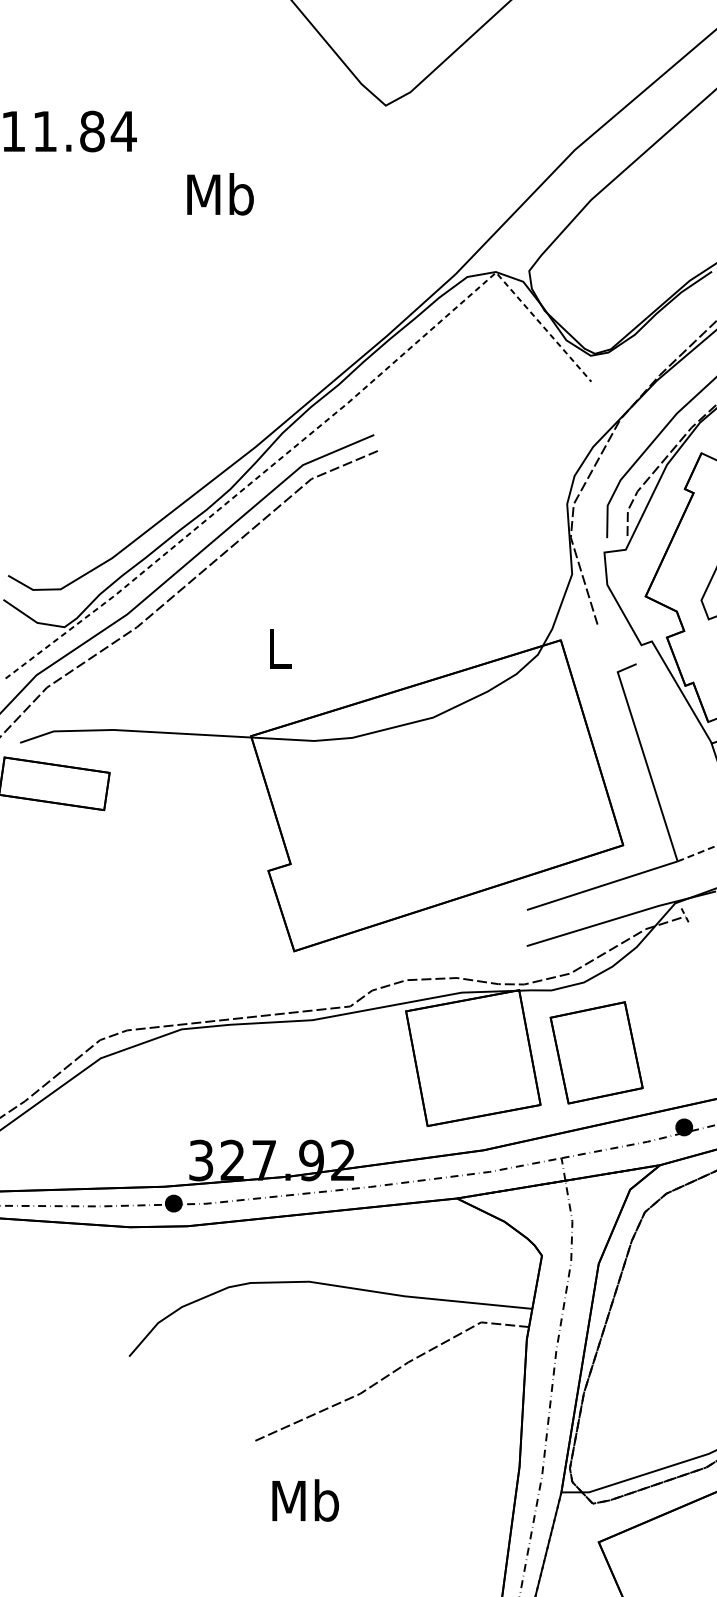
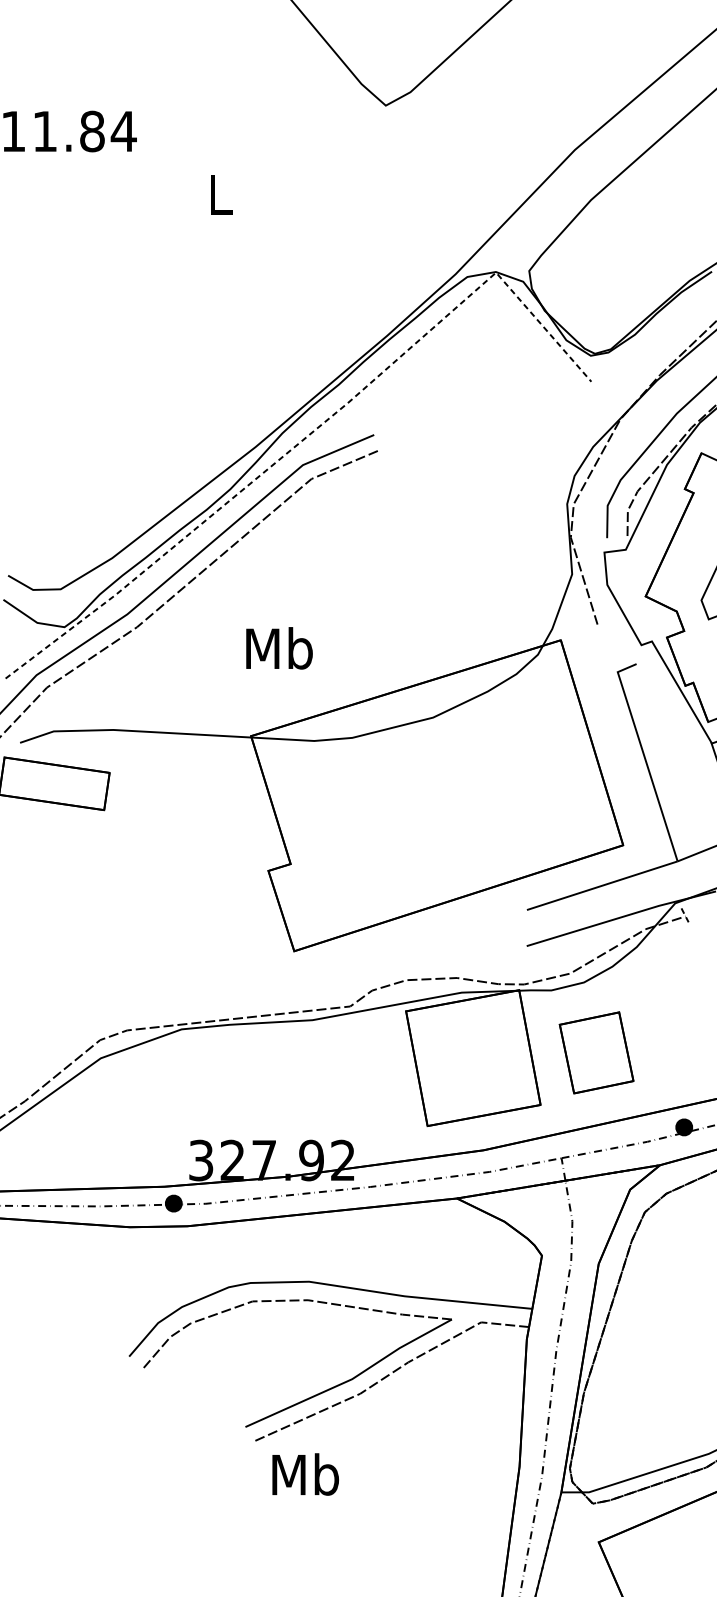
text: Mb -> L (220, 194)
text: L -> Mb (279, 648)
line: dashed -> solid (697, 853)
part size: 95x104 px -> 77x84 px (596, 1052)
part: none -> present (310, 1396)
text position: (305, 1500) -> (305, 1474) (305, 1474)
